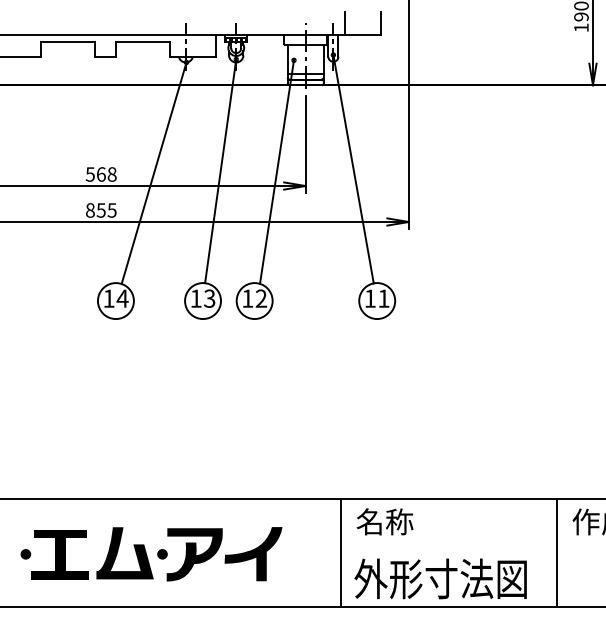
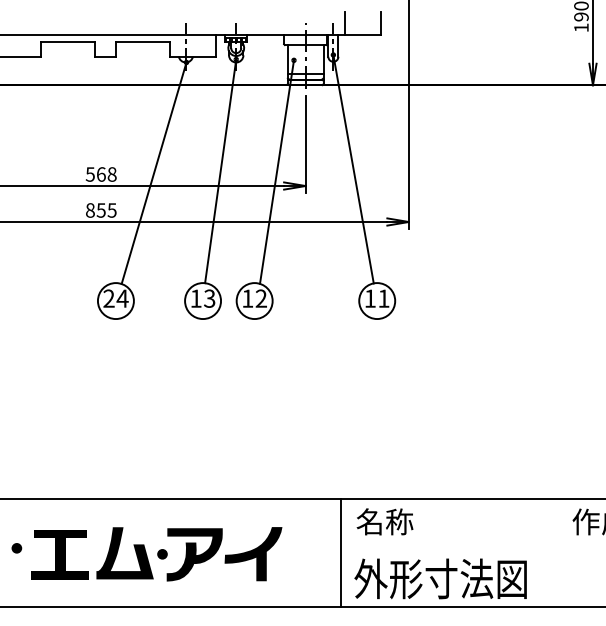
text: 14 -> 24 (108, 298)
line: present -> none (556, 553)
part position: (25, 554) -> (16, 548) (16, 548)
